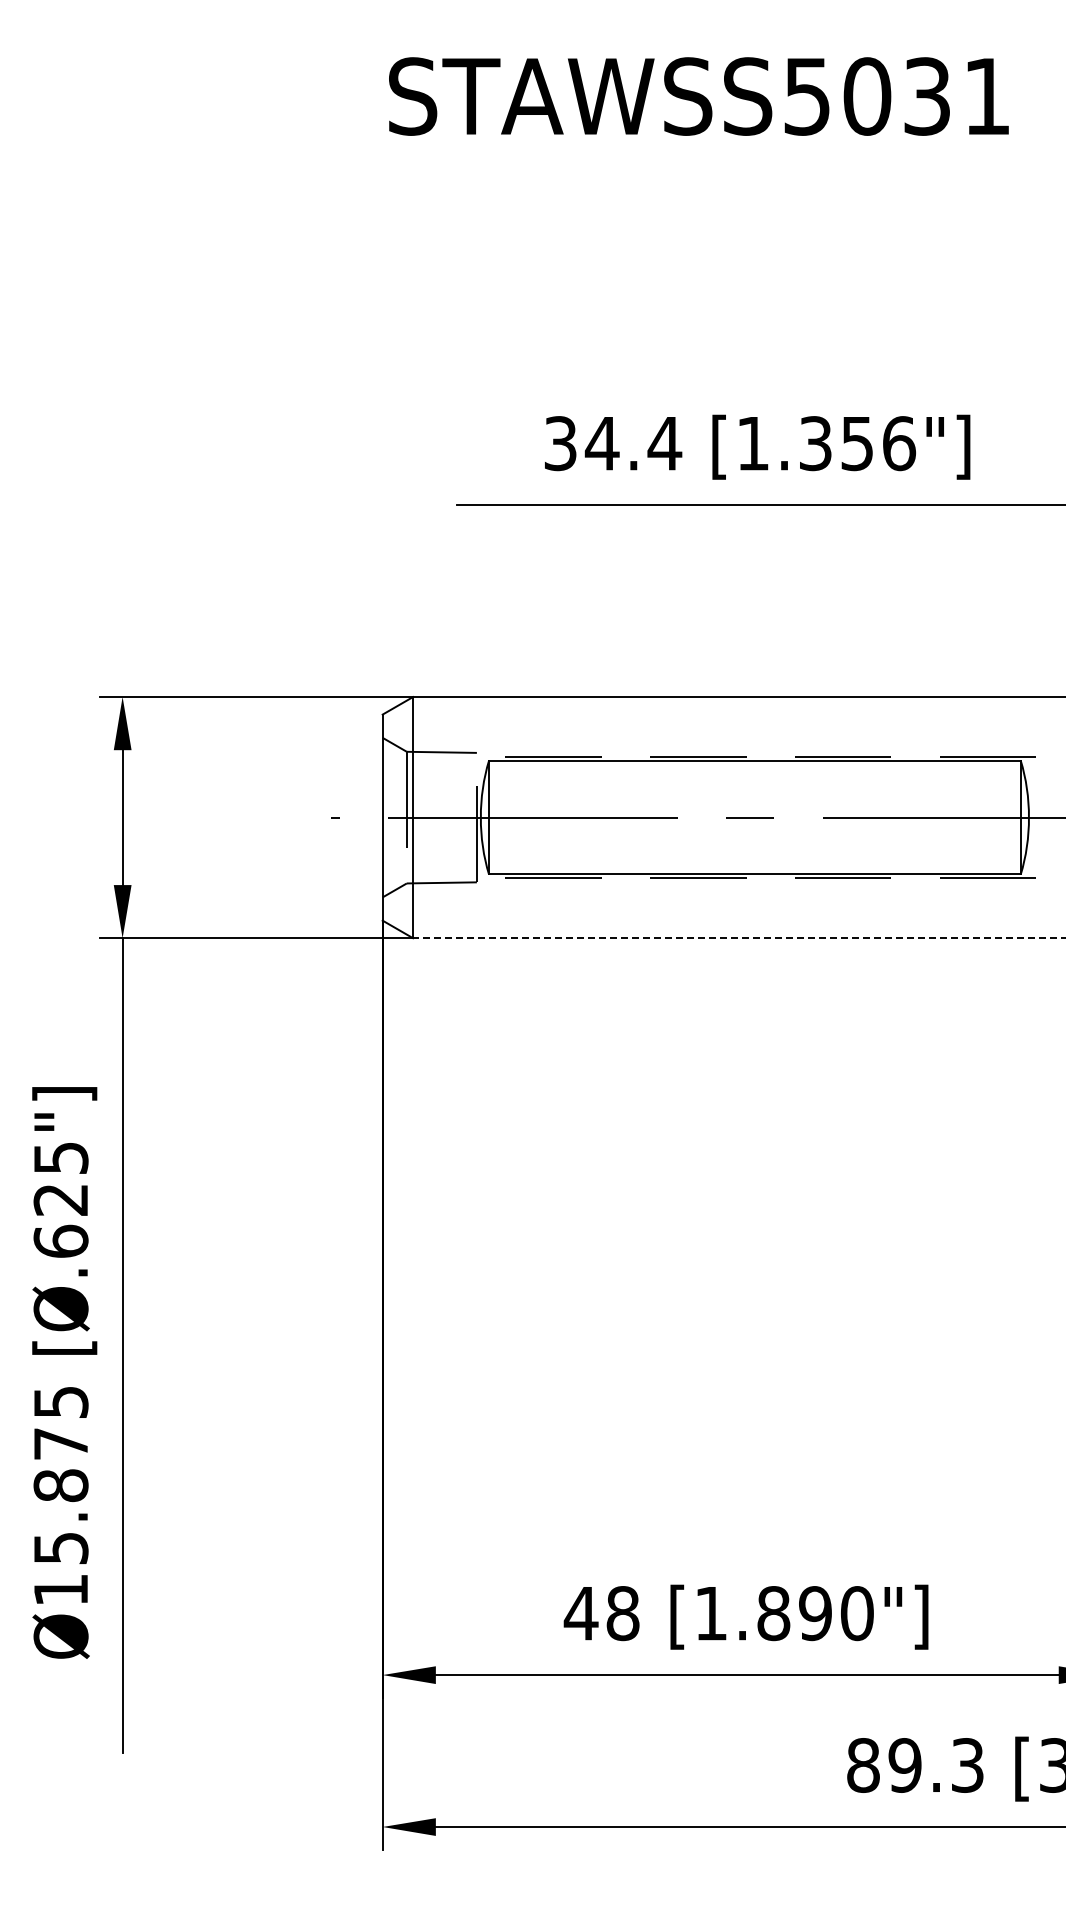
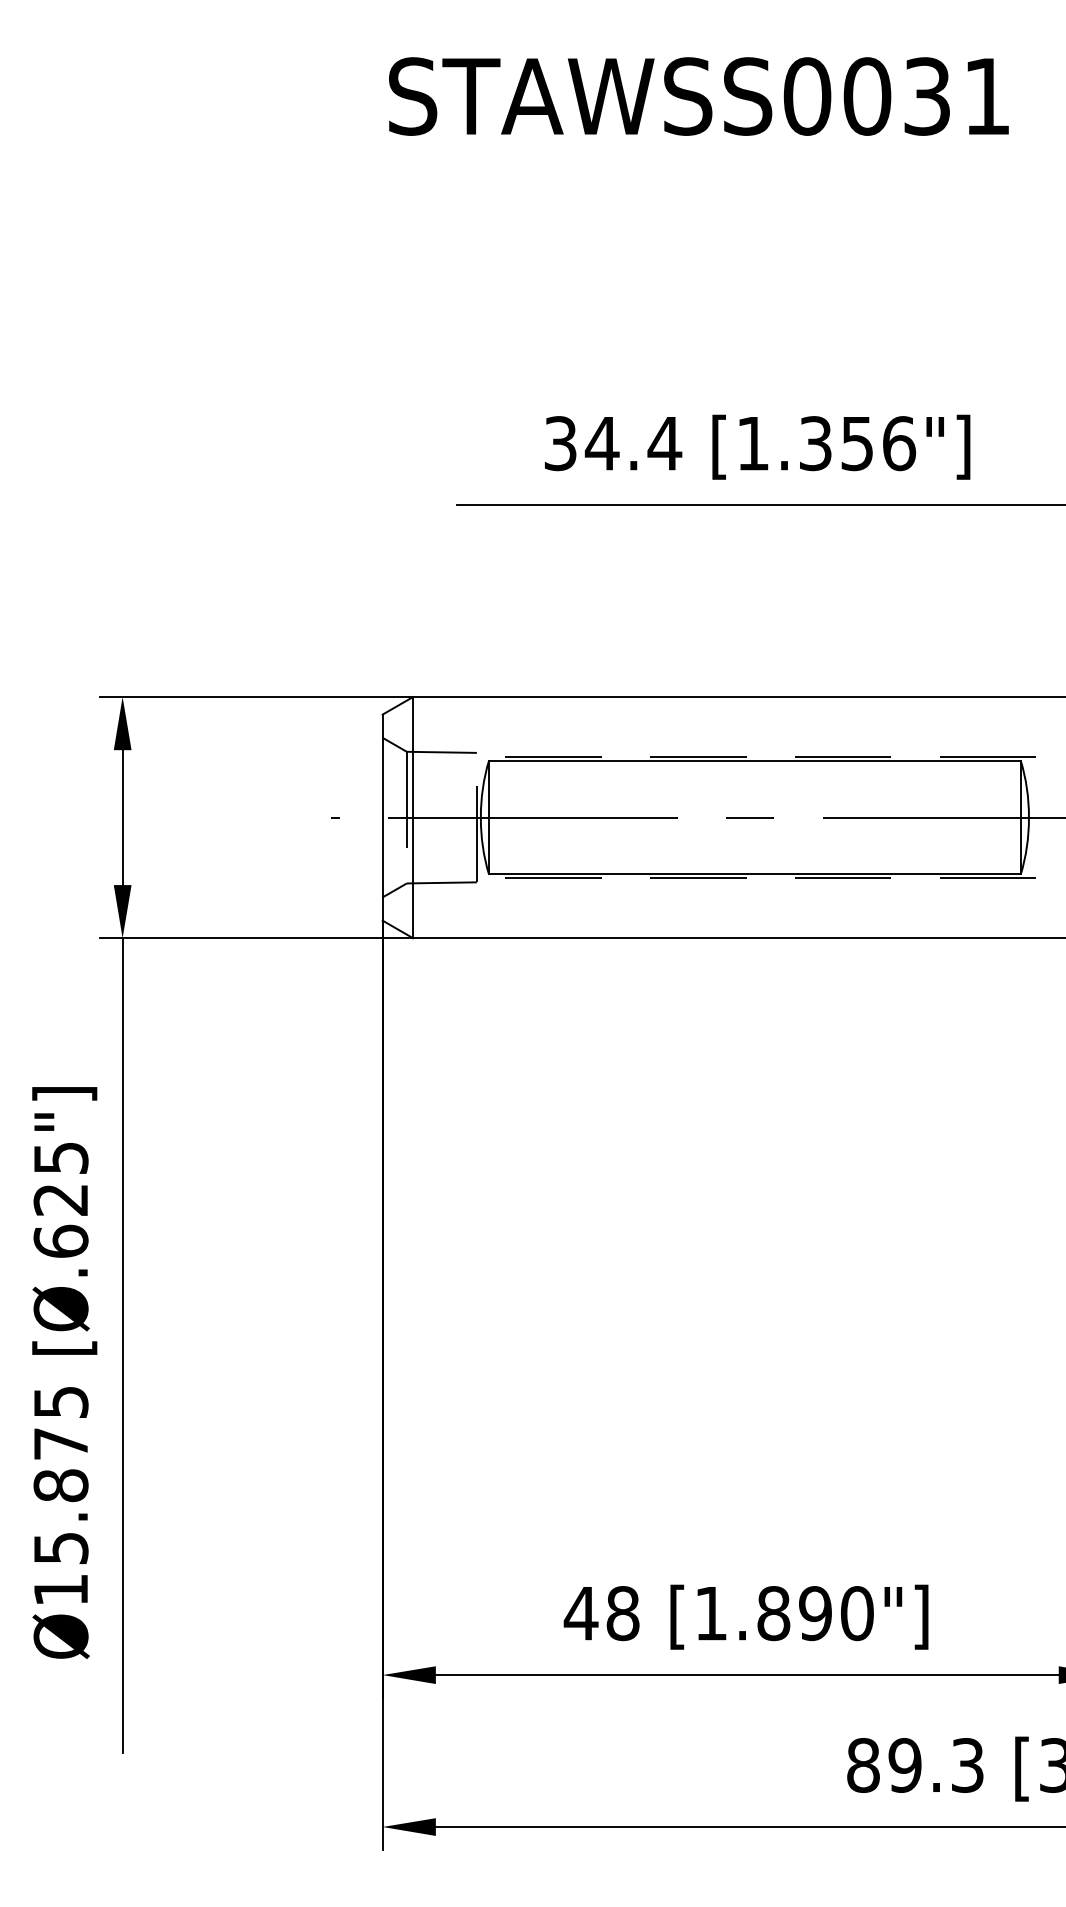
text: STAWSS5031 -> STAWSS0031 (807, 96)
line: dashed -> solid (739, 938)
